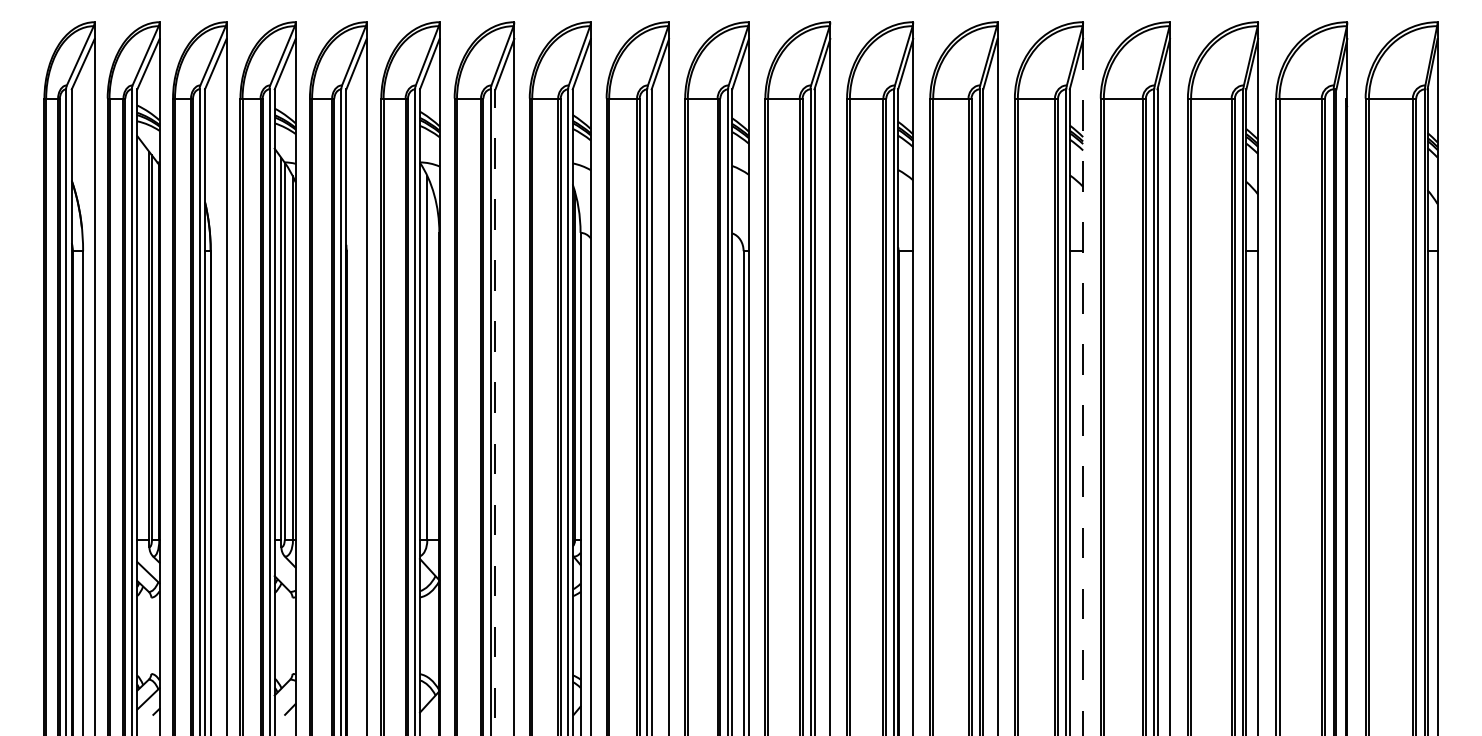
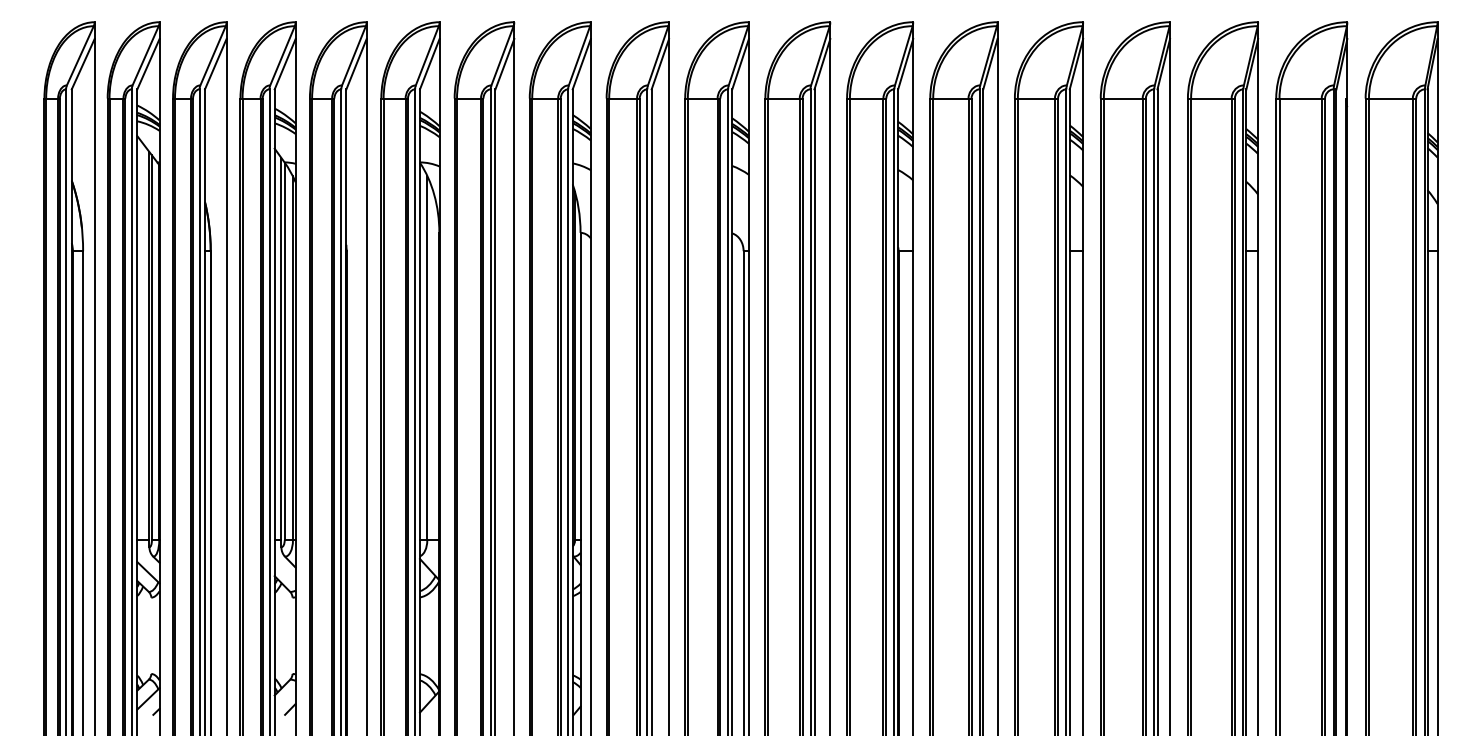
line: dashed -> solid (1083, 387)
line: dashed -> solid (495, 412)
